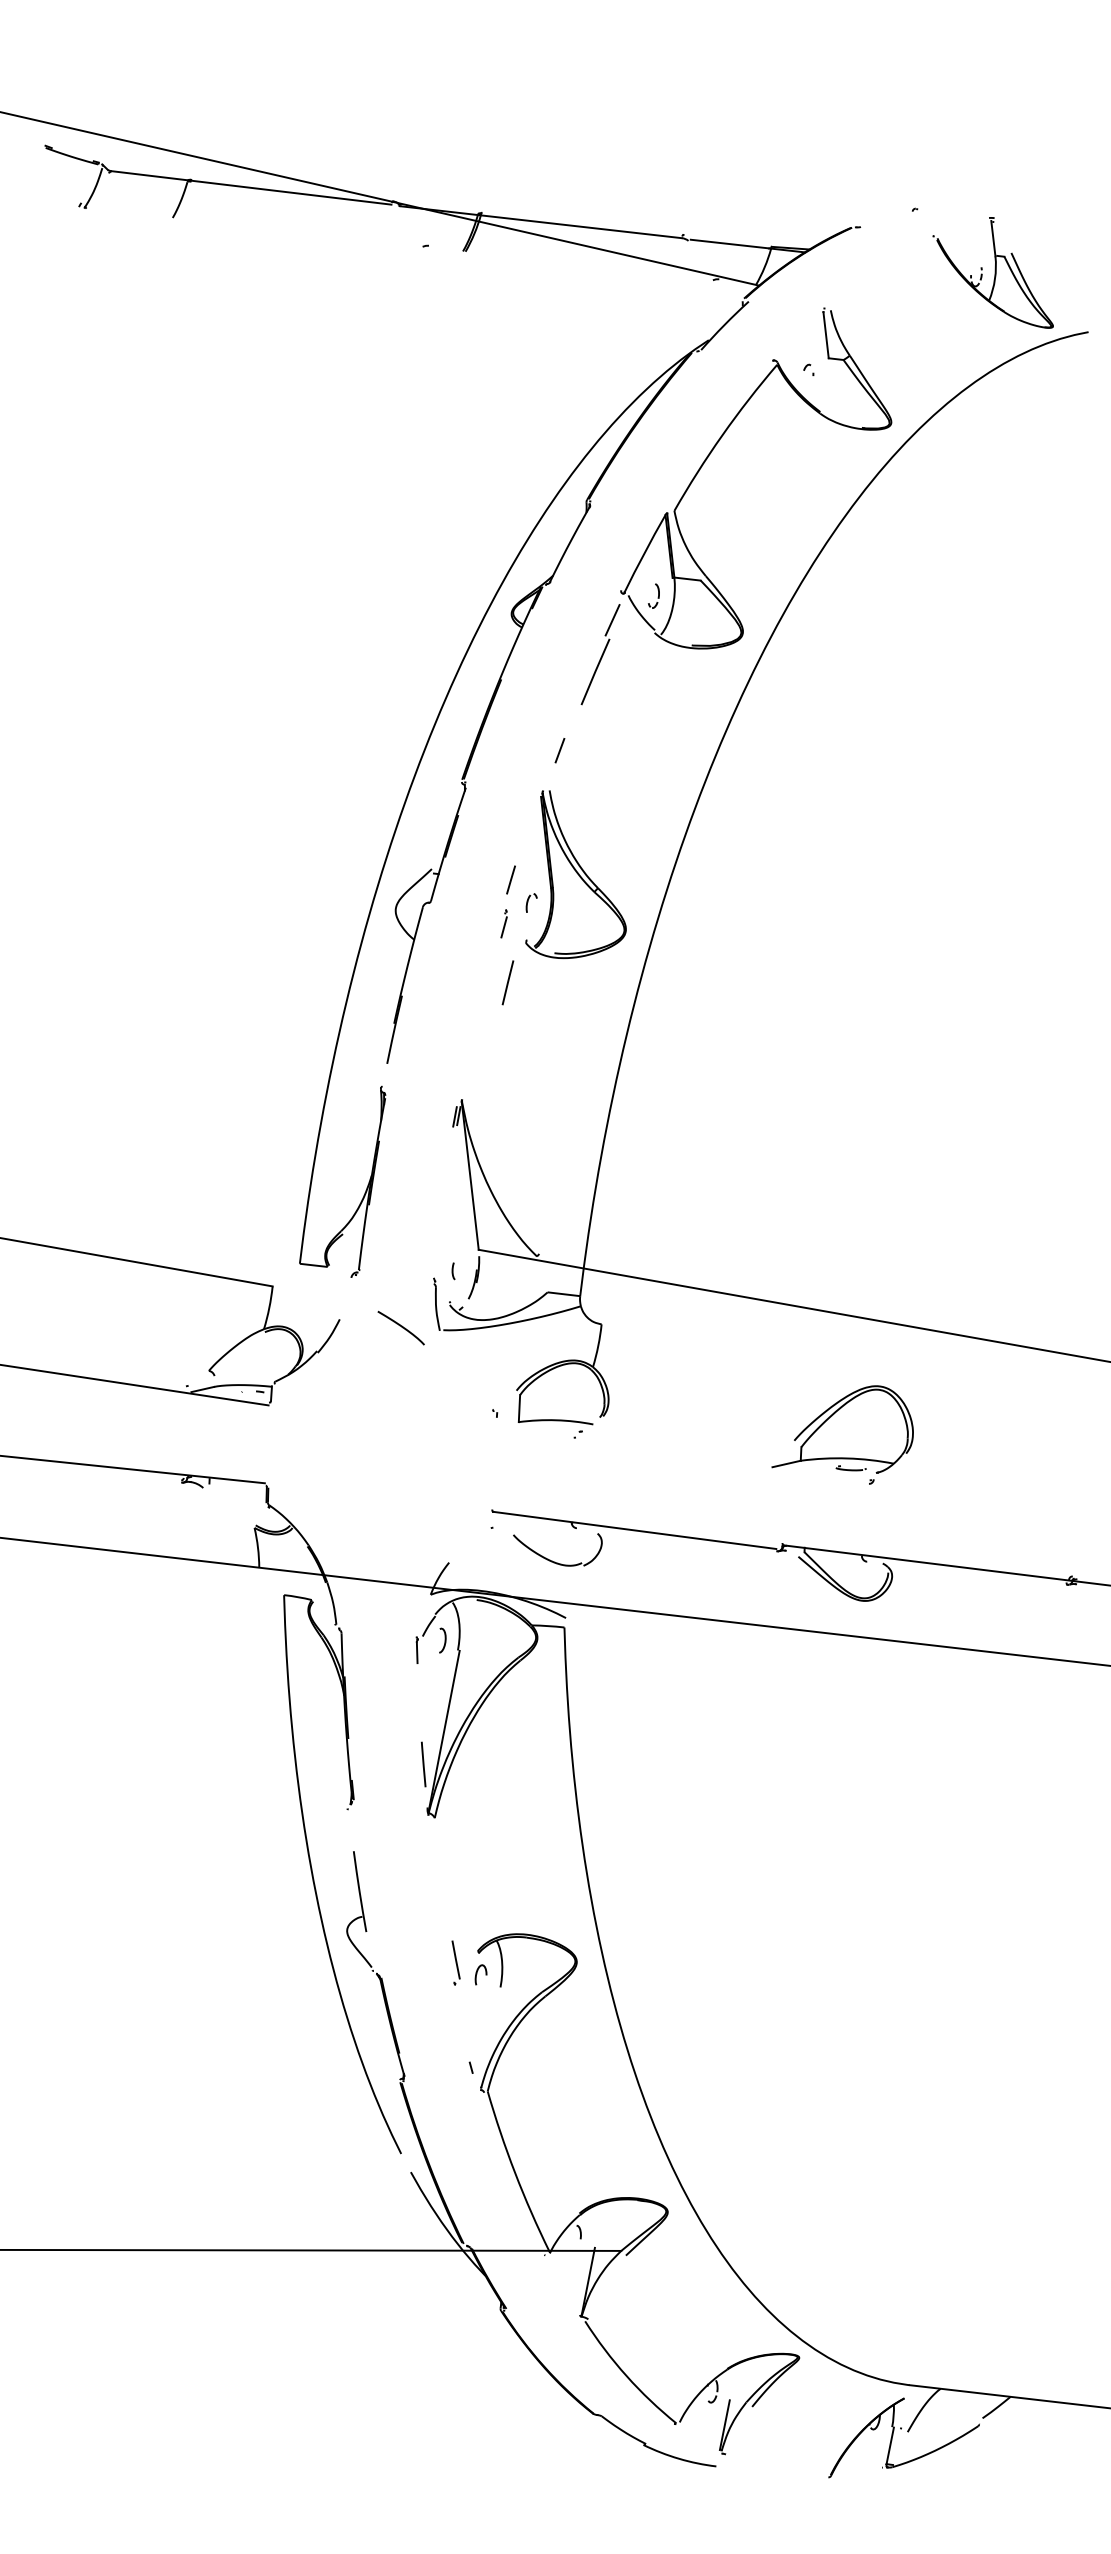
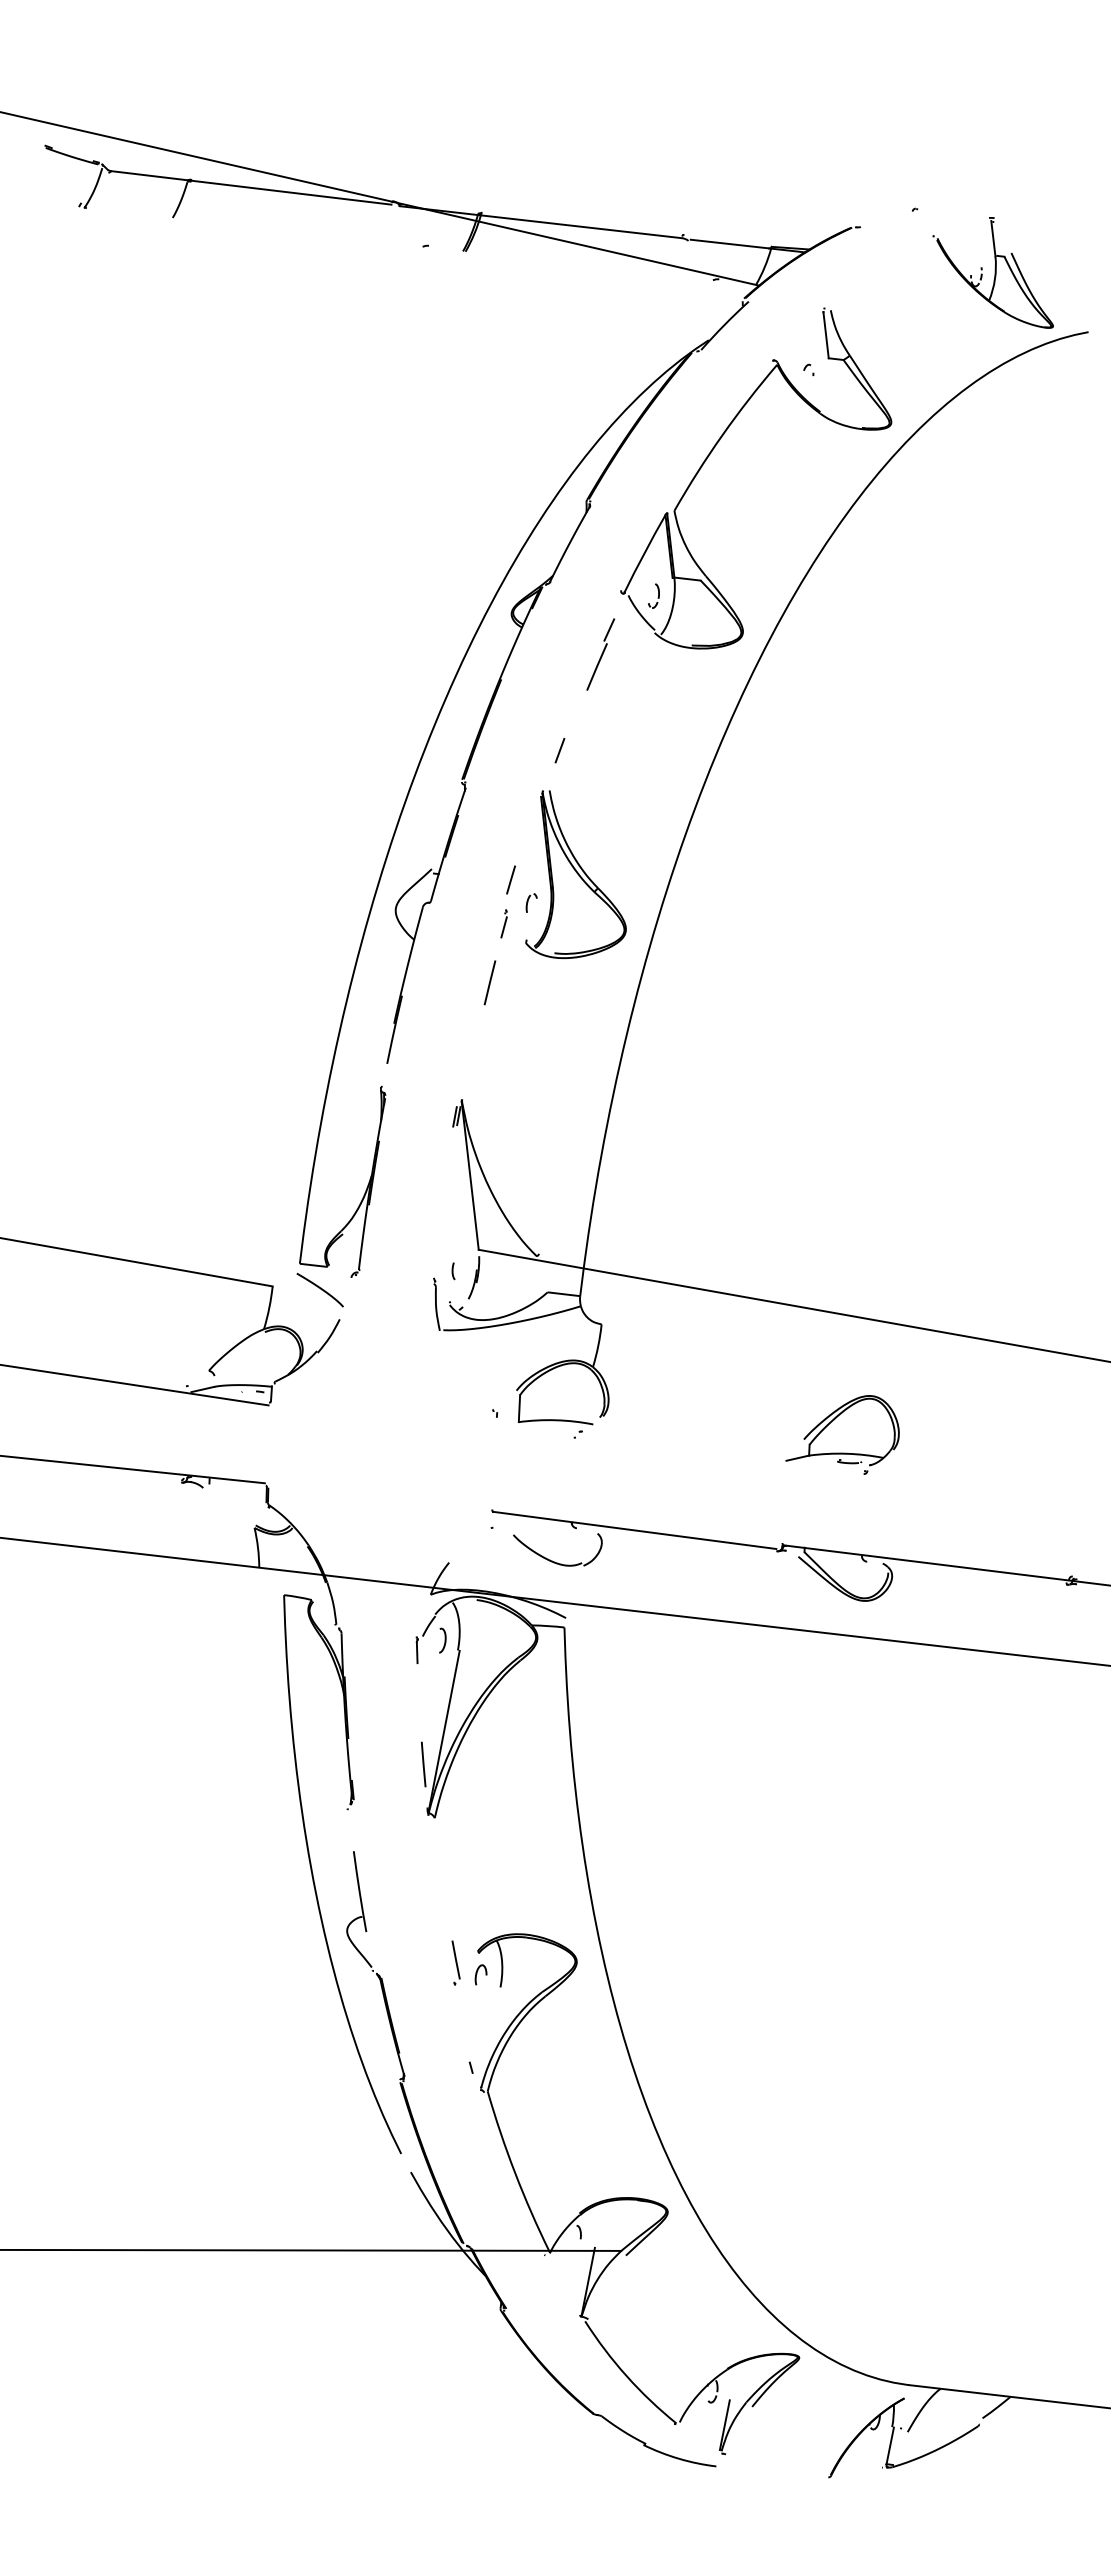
part size: 41x102 px -> 30x73 px (600, 654)
line position: (507, 982) -> (489, 982) (489, 982)
curve position: (400, 1326) -> (319, 1288) (319, 1288)
part size: 143x100 px -> 115x80 px (842, 1434)
